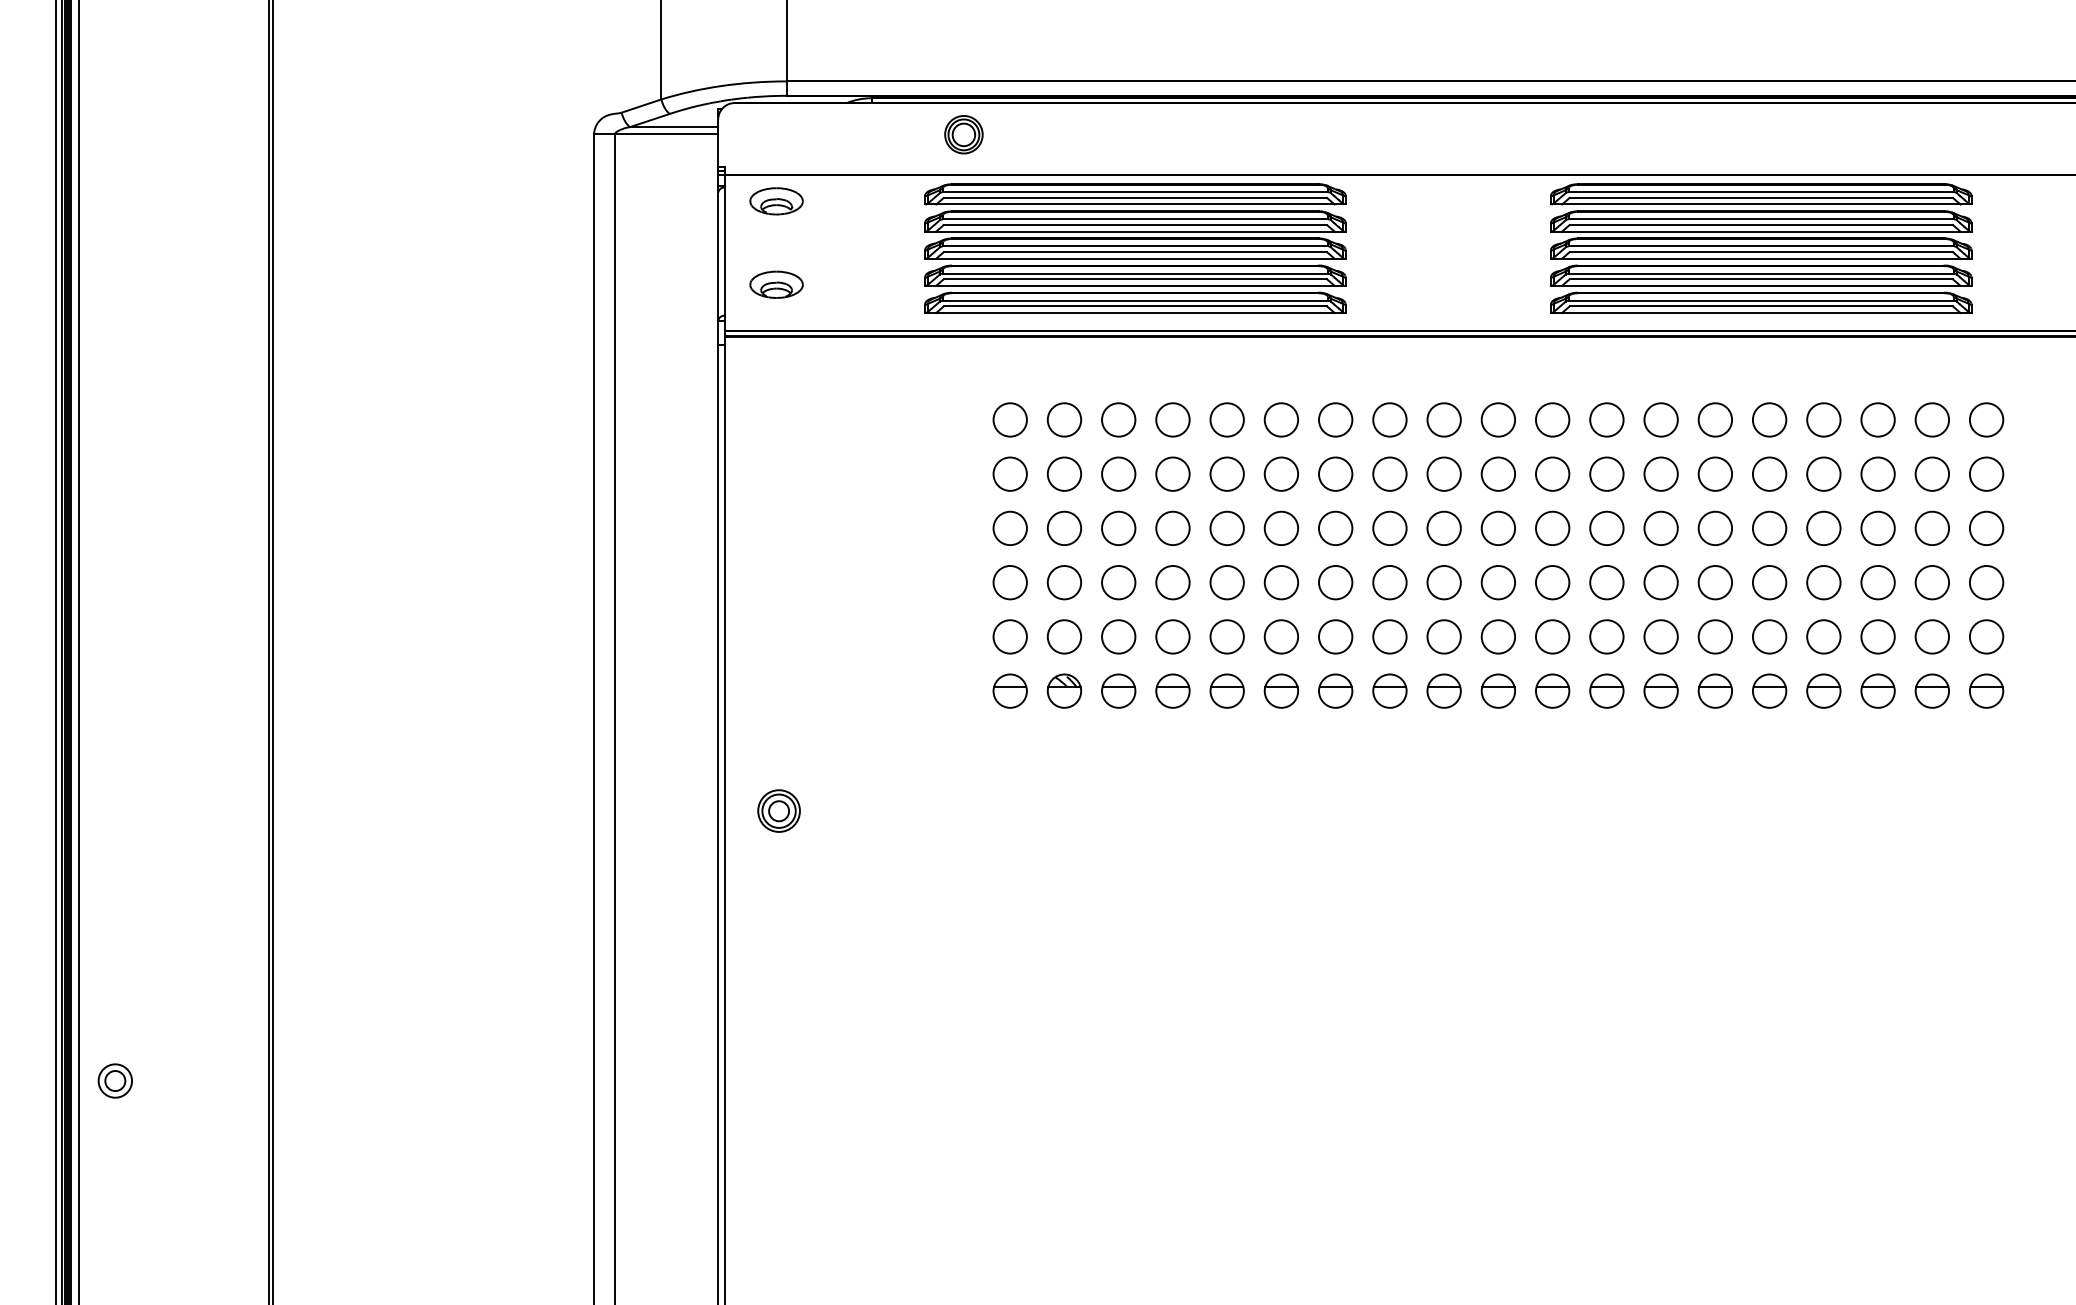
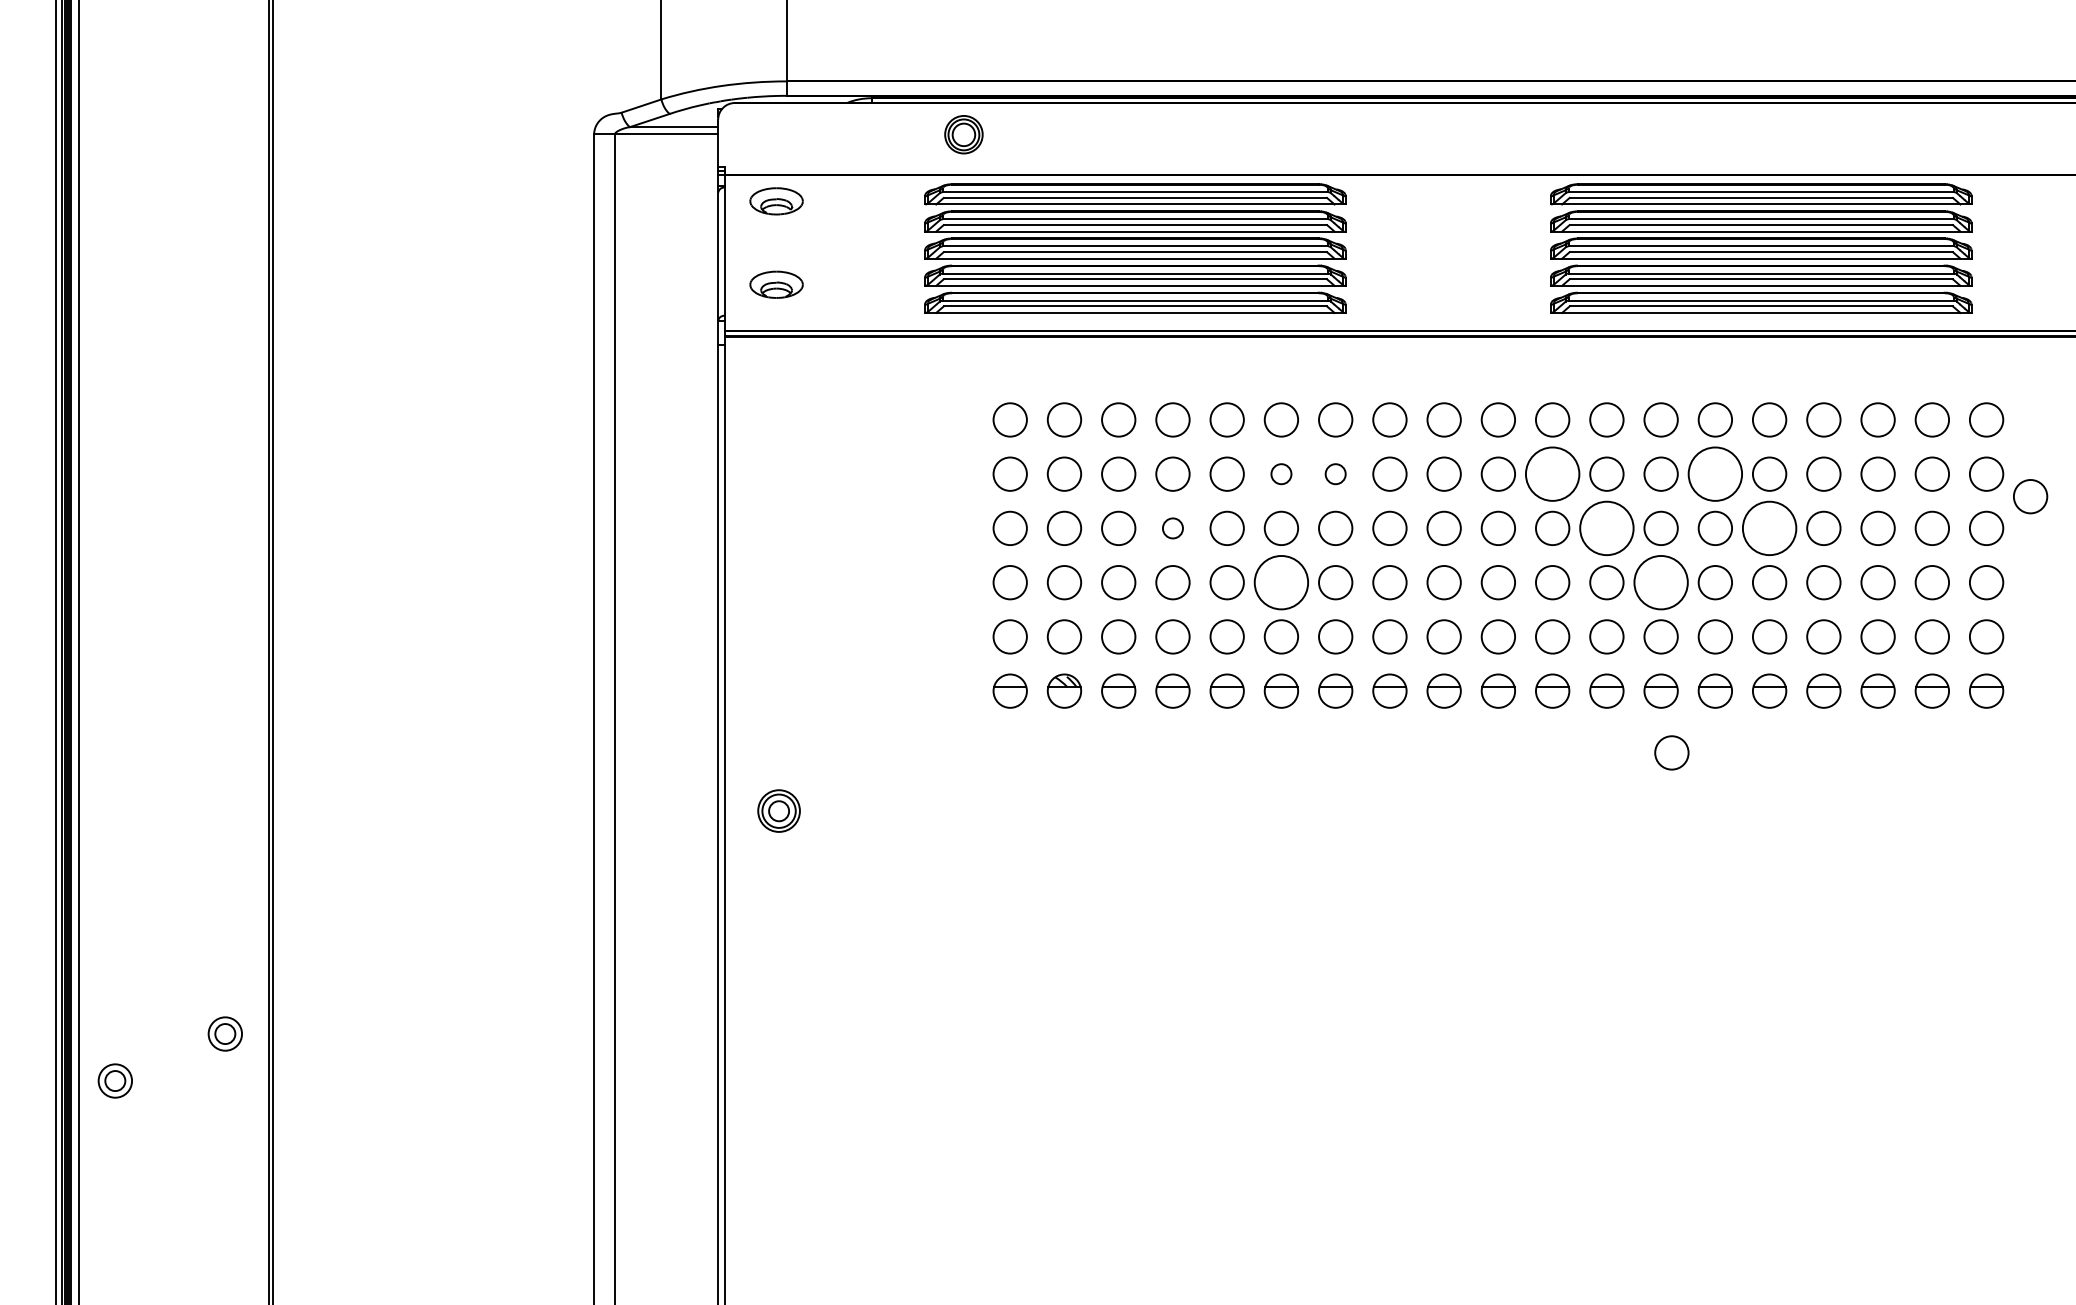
circle diameter: 33 px -> 20 px (1281, 474)
circle diameter: 33 px -> 20 px (1335, 474)
circle diameter: 33 px -> 53 px (1552, 473)
circle diameter: 33 px -> 53 px (1715, 473)
circle: none -> present (2030, 496)
circle diameter: 33 px -> 20 px (1172, 528)
circle diameter: 33 px -> 53 px (1606, 528)
circle diameter: 33 px -> 53 px (1769, 528)
circle diameter: 33 px -> 53 px (1281, 582)
circle diameter: 33 px -> 53 px (1660, 582)
circle: none -> present (1671, 752)
part: none -> present (224, 1033)
